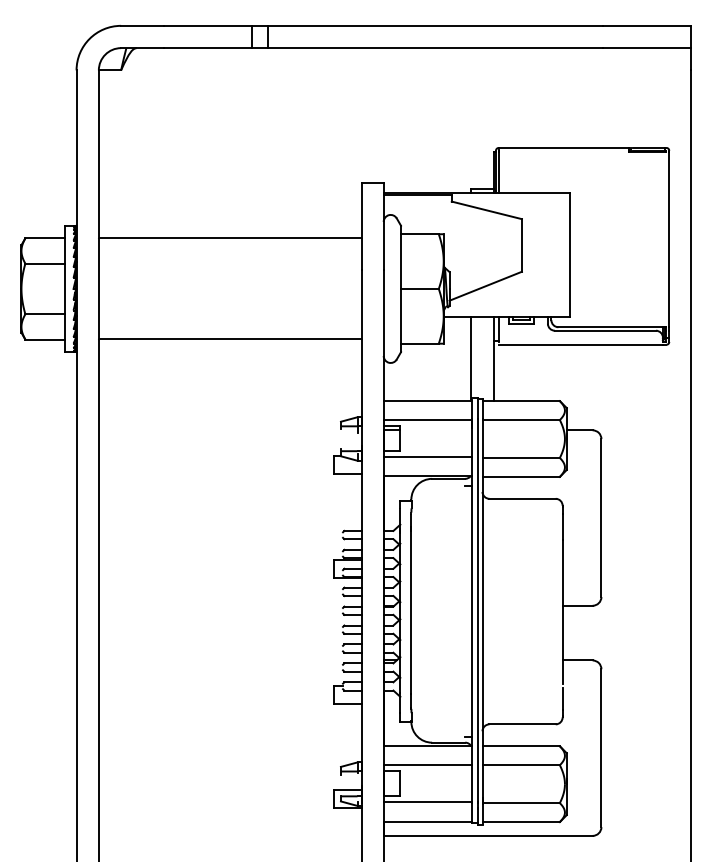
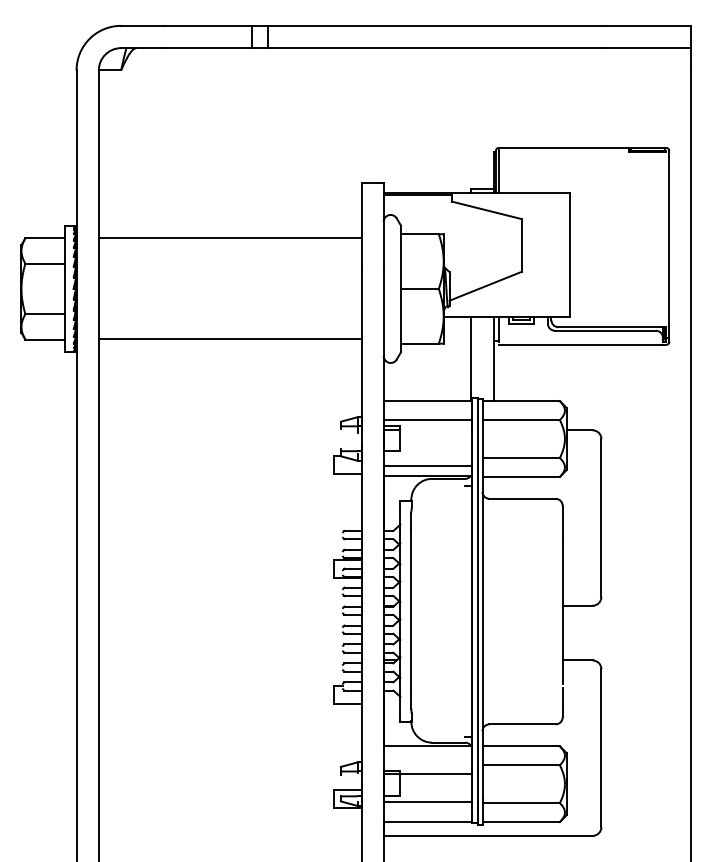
line position: (427, 456) -> (427, 465) (427, 465)
line position: (427, 764) -> (427, 773) (427, 773)
